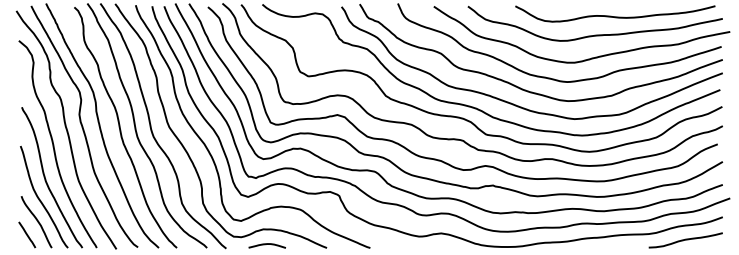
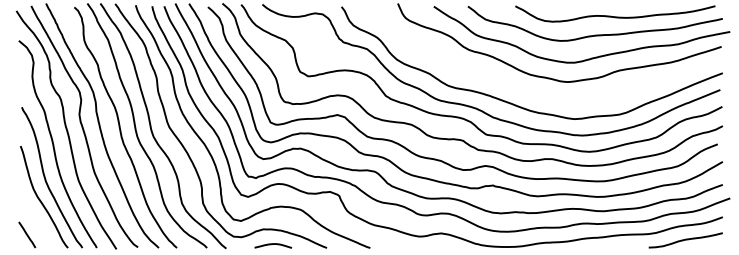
curve: present -> none (523, 88)
curve: present -> none (37, 222)
curve position: (266, 244) -> (272, 244) (272, 244)
